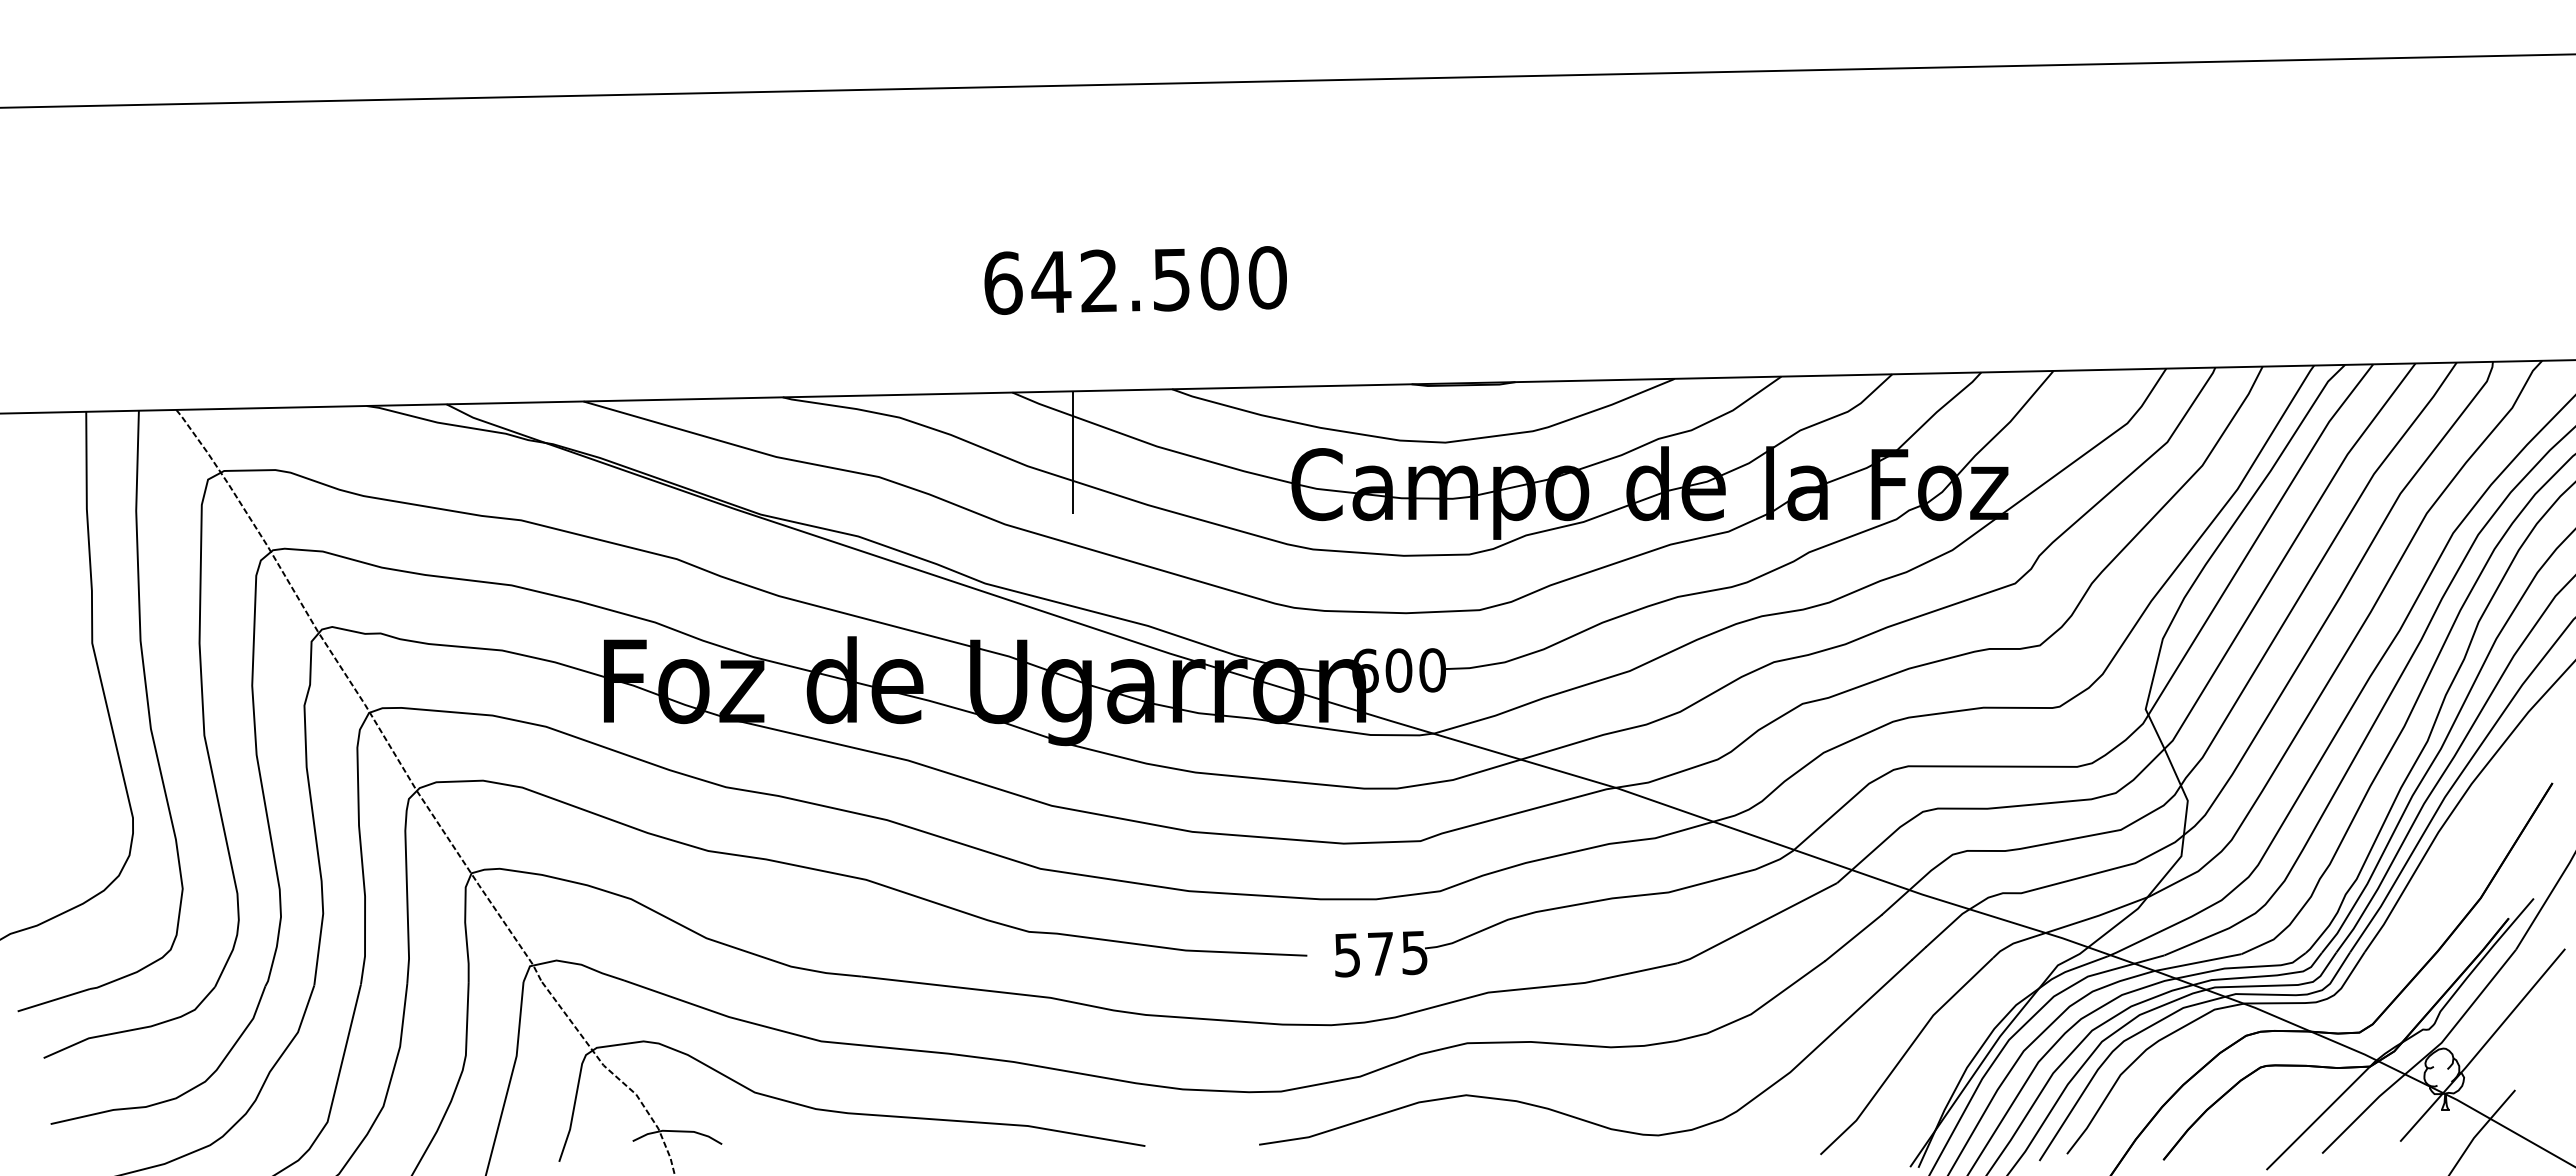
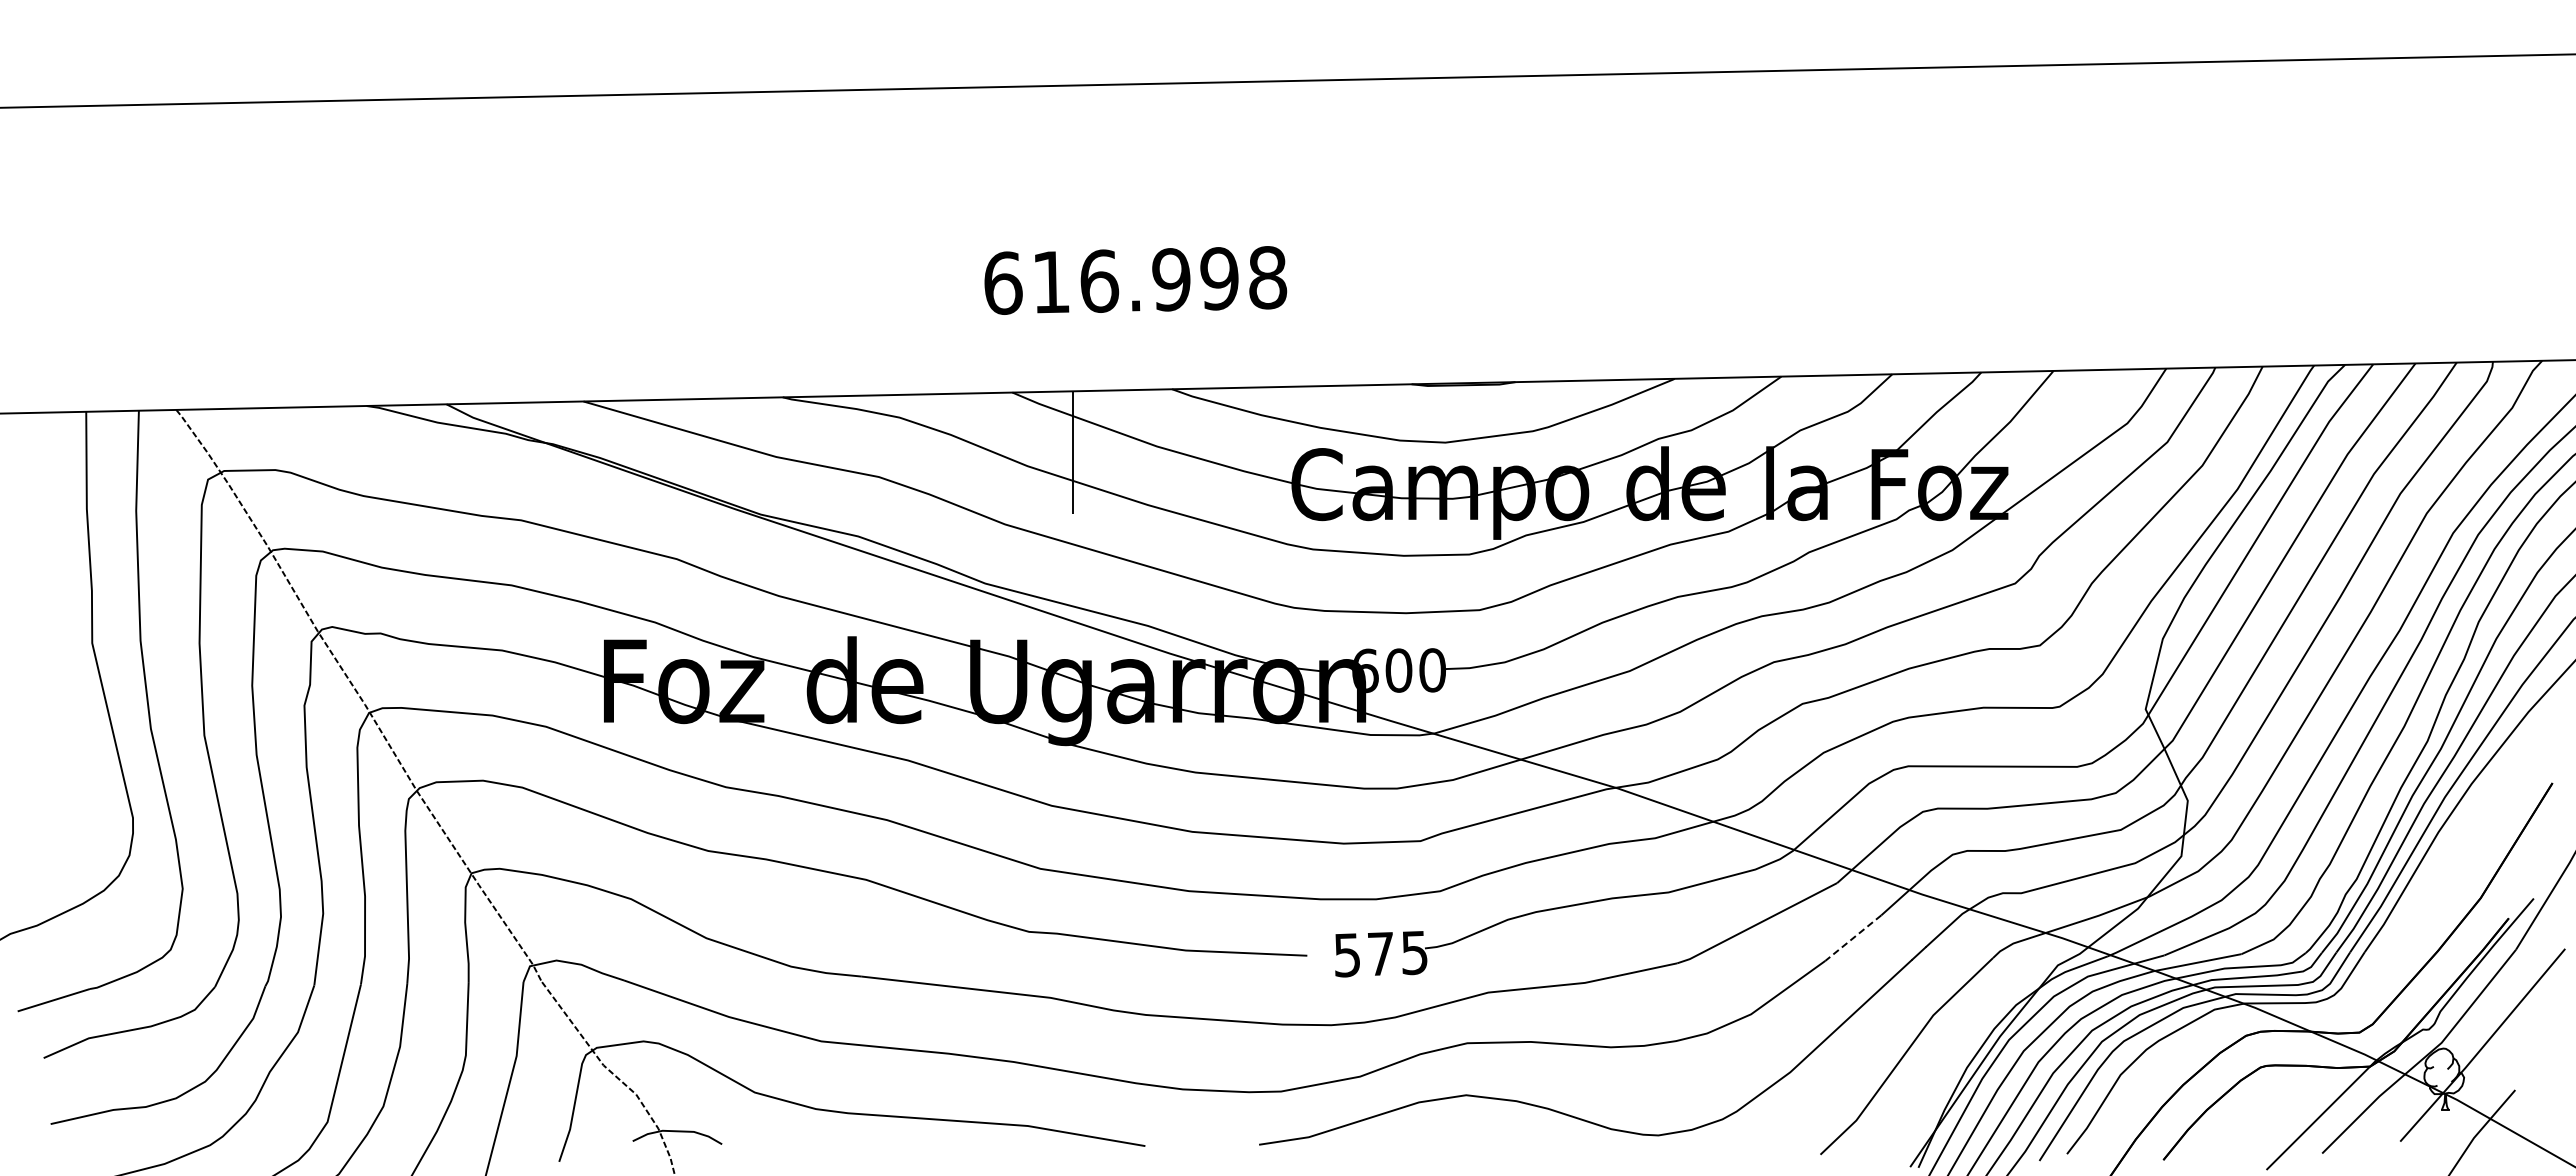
text: 642.500 -> 616.998 (1159, 279)
line: solid -> dashed (1853, 938)
